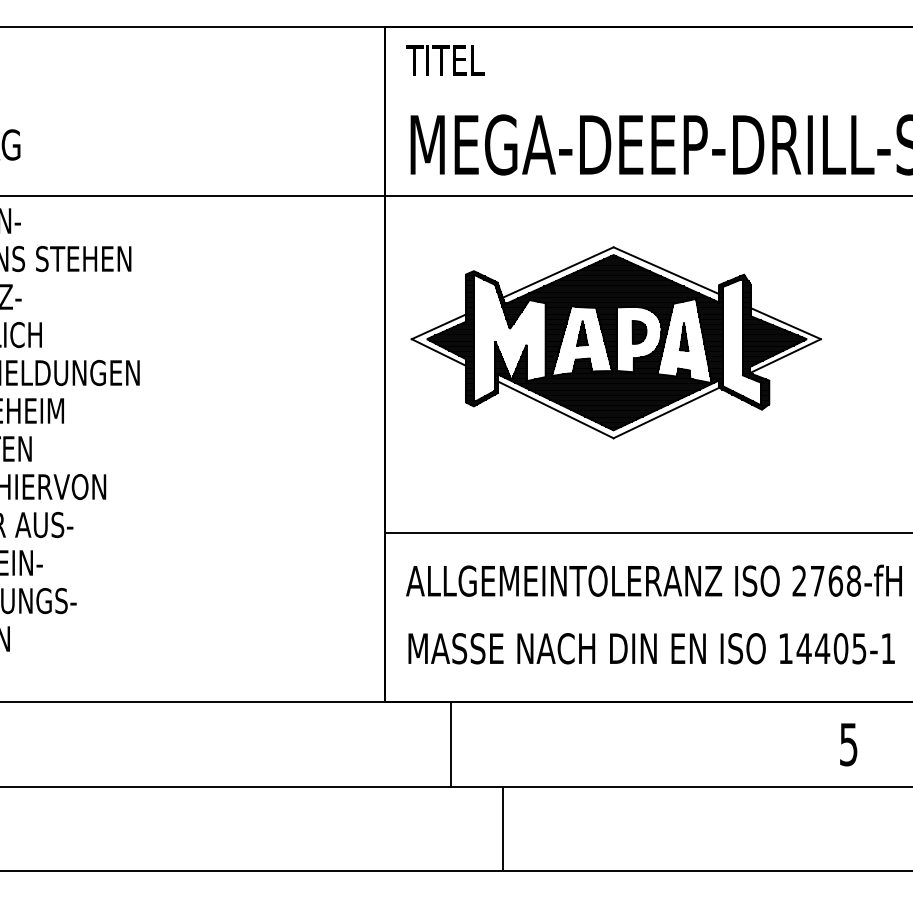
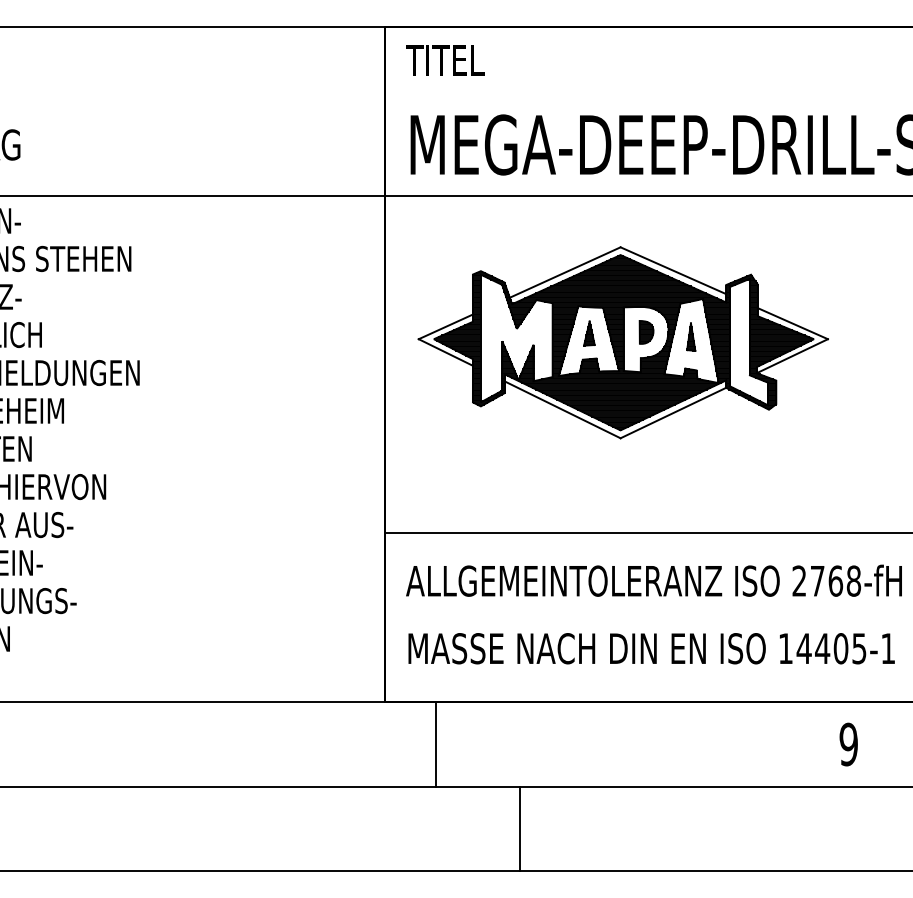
part position: (615, 342) -> (622, 342) (622, 342)
line position: (450, 744) -> (435, 744) (435, 744)
text: 5 -> 9 (848, 744)
line position: (503, 828) -> (520, 828) (520, 828)
